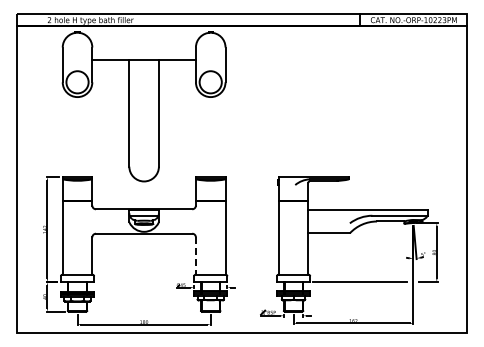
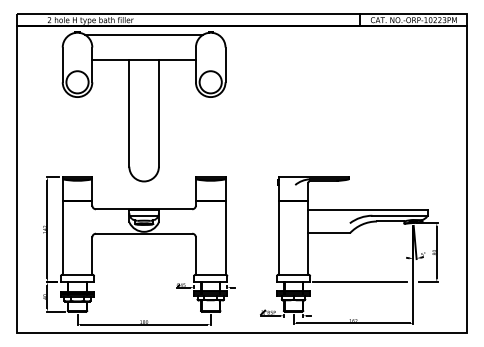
line: none -> present (143, 34)
line: dashed -> solid (195, 256)
